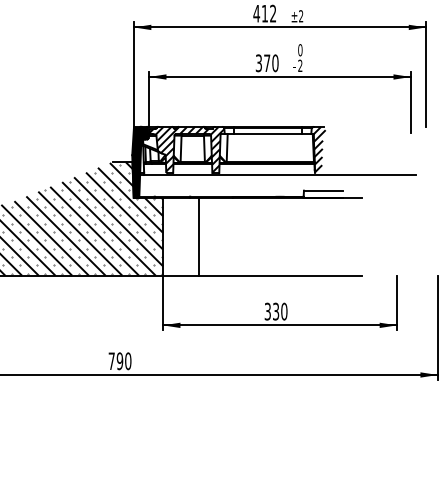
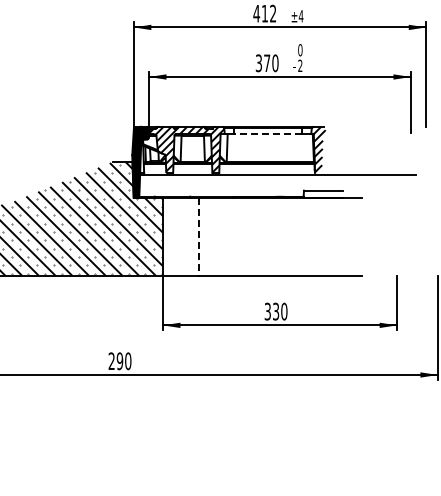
text: ±2 -> ±4 (300, 16)
line: solid -> dashed (267, 133)
line: solid -> dashed (198, 236)
text: 790 -> 290 (111, 360)
